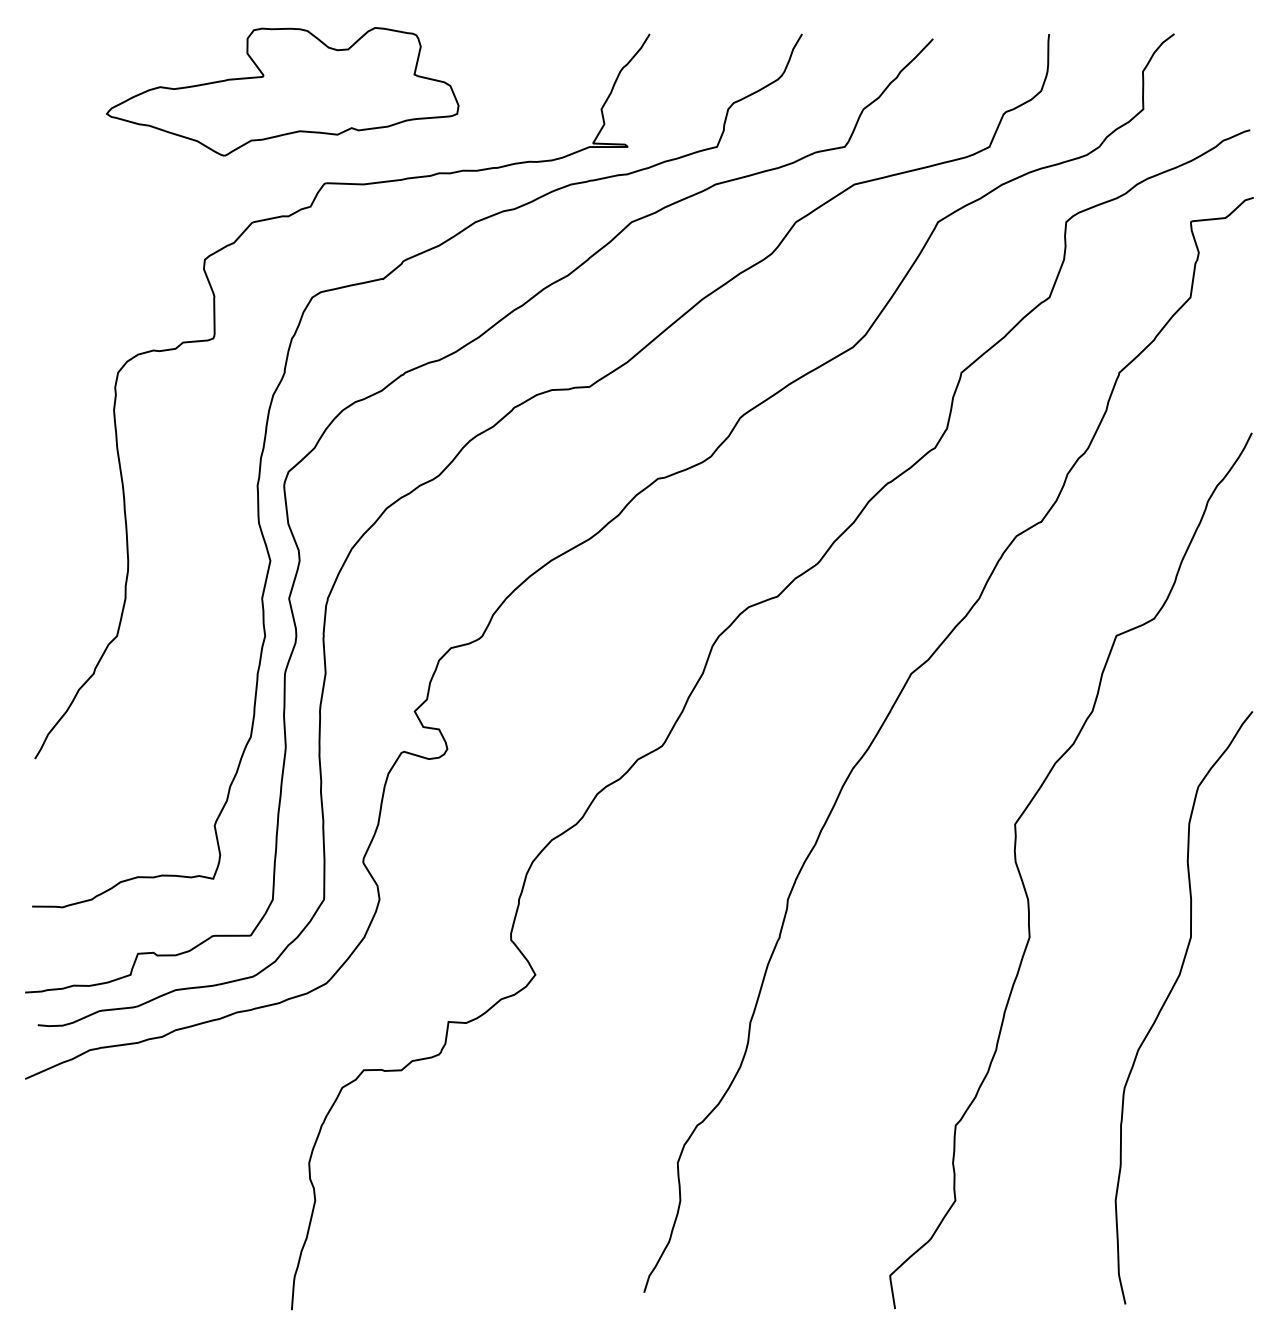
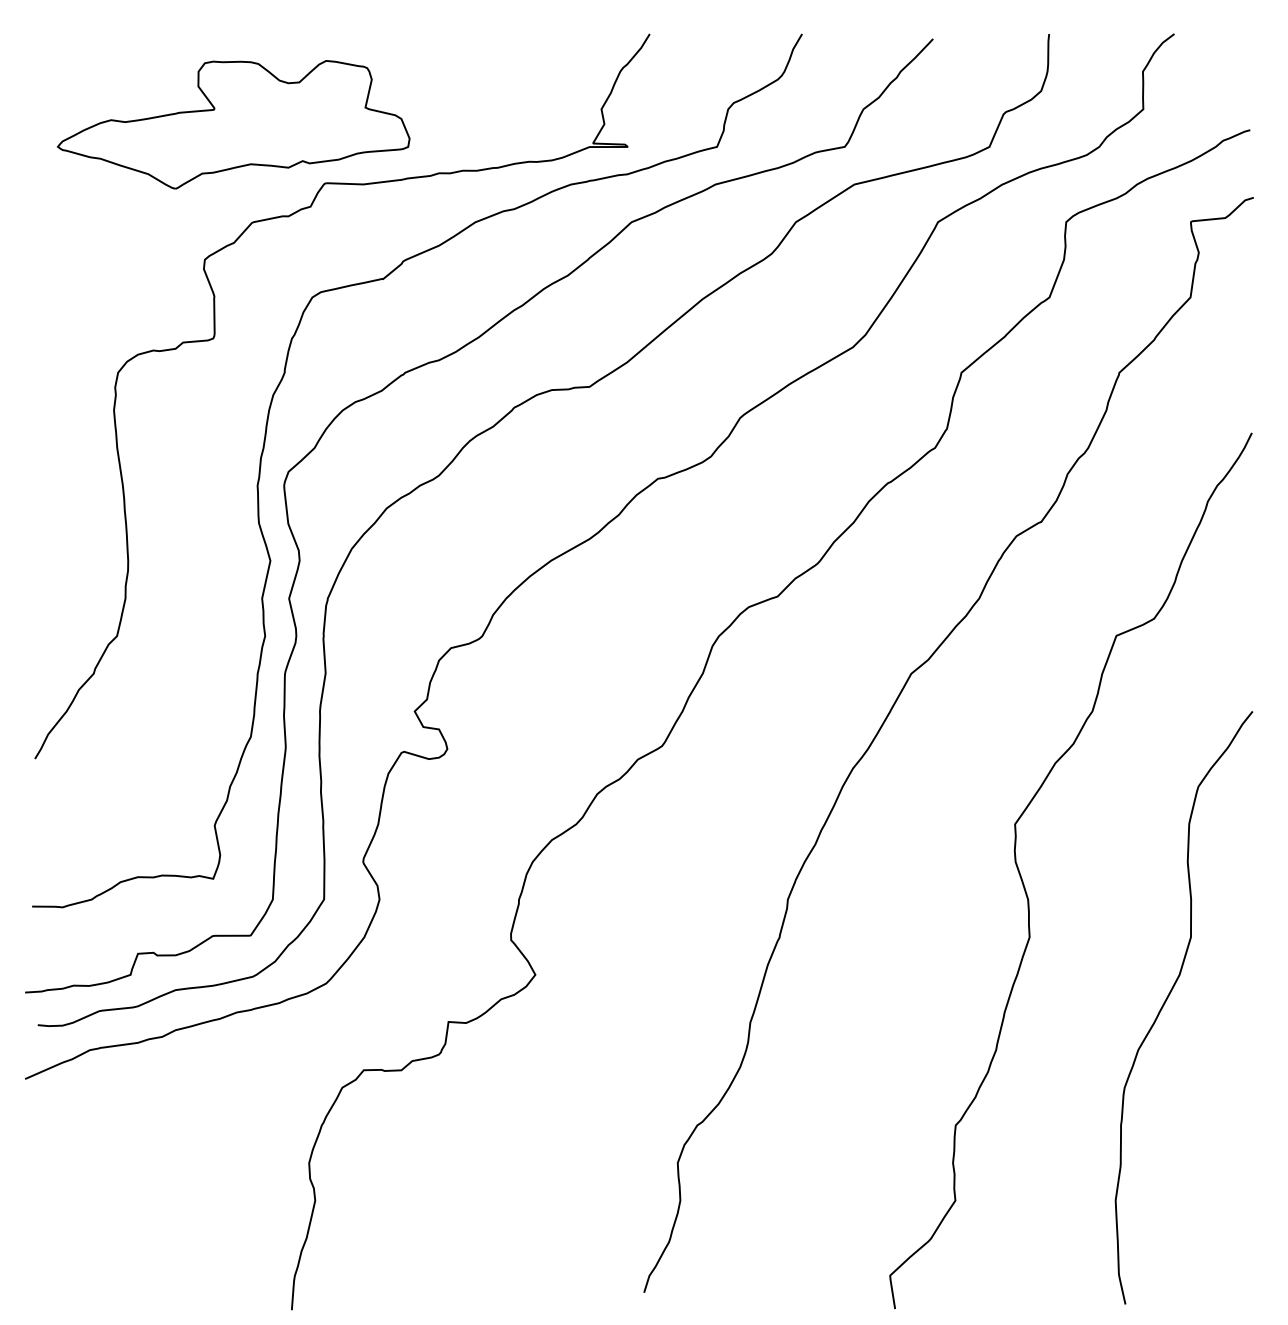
part position: (282, 91) -> (233, 124) (233, 124)
